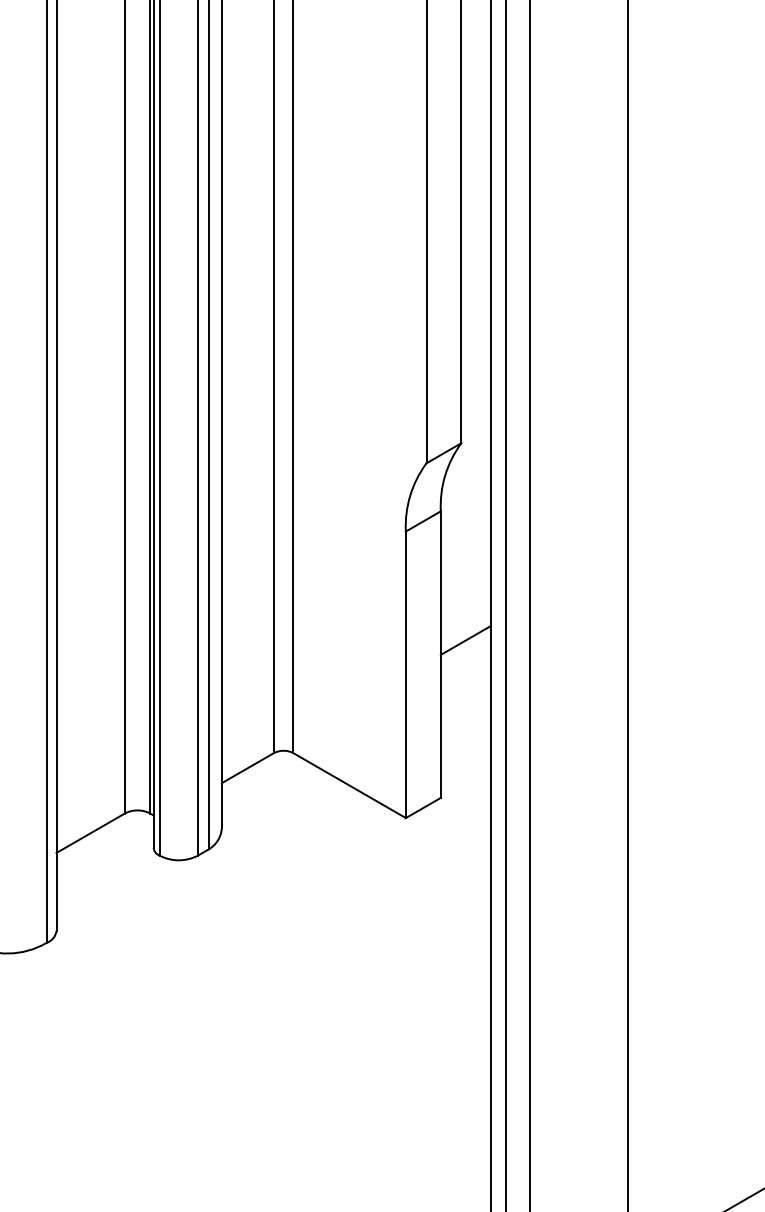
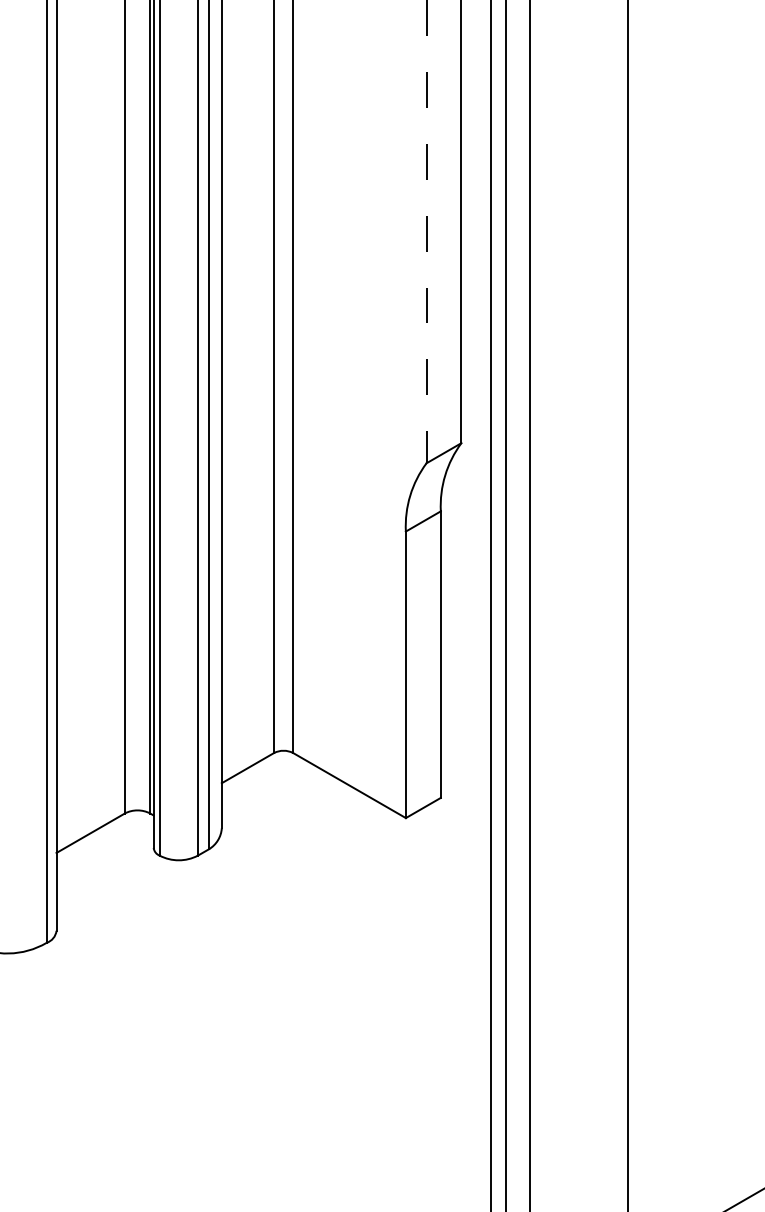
line: solid -> dashed (426, 232)
line: present -> none (465, 640)
